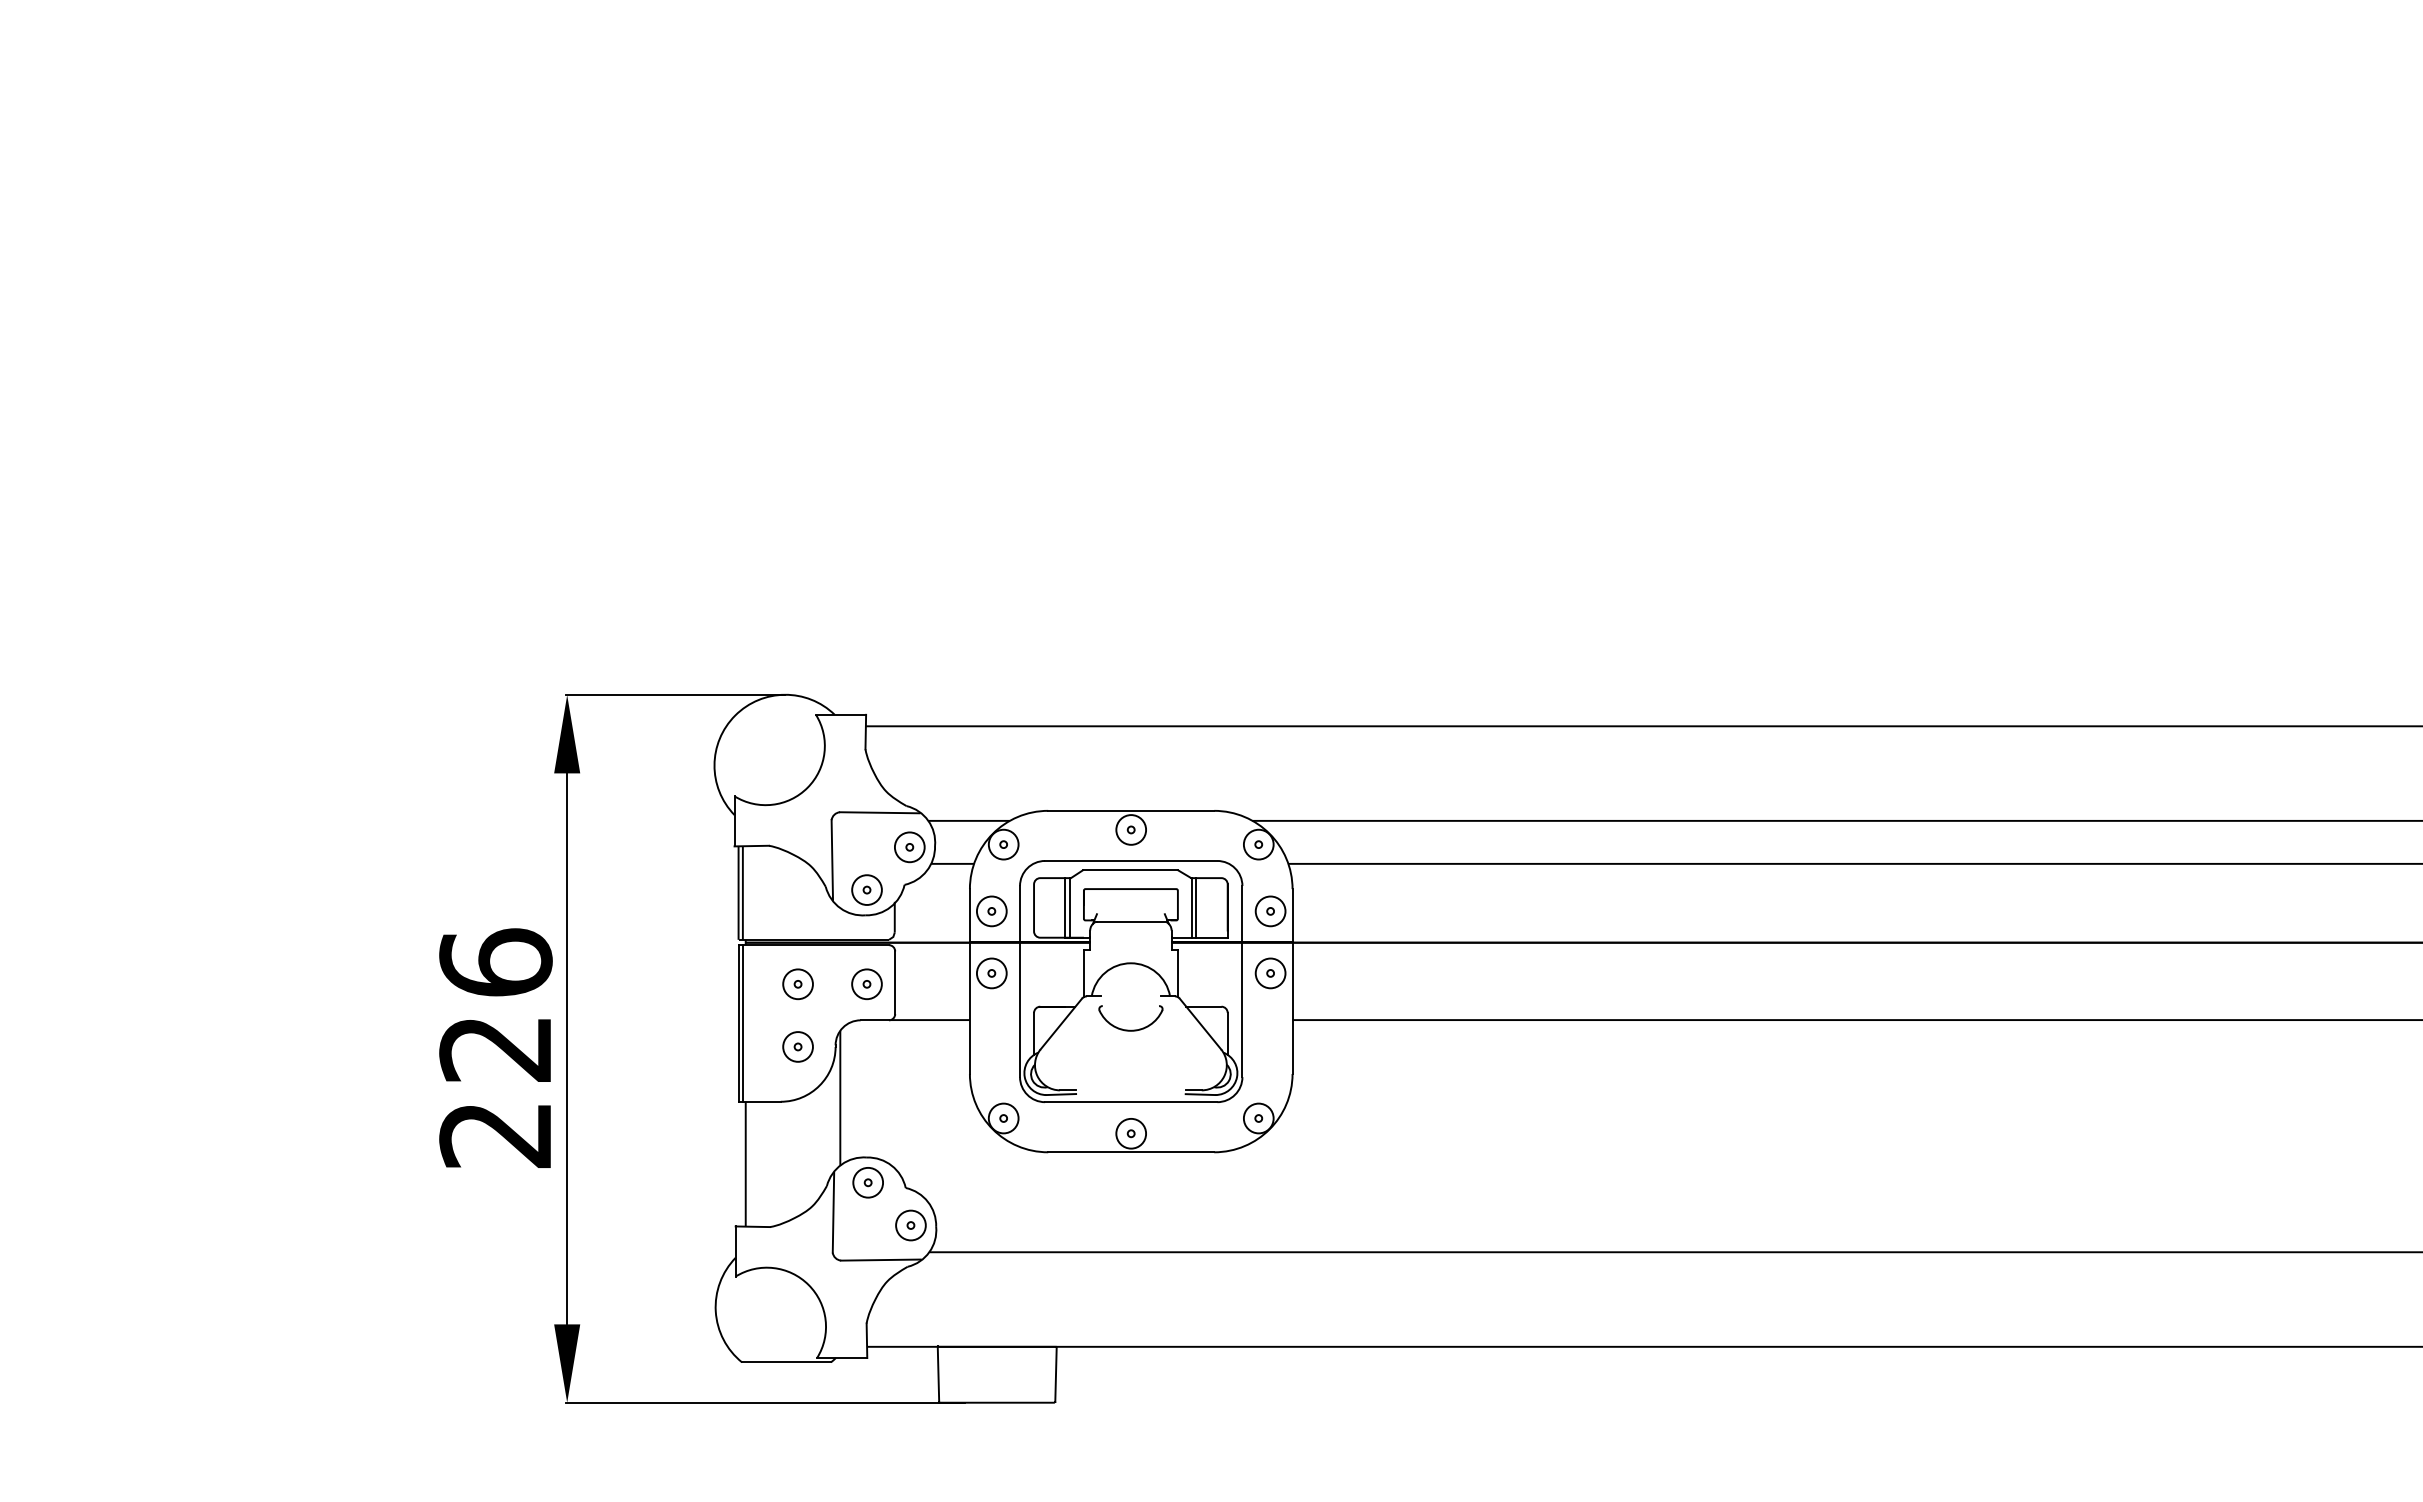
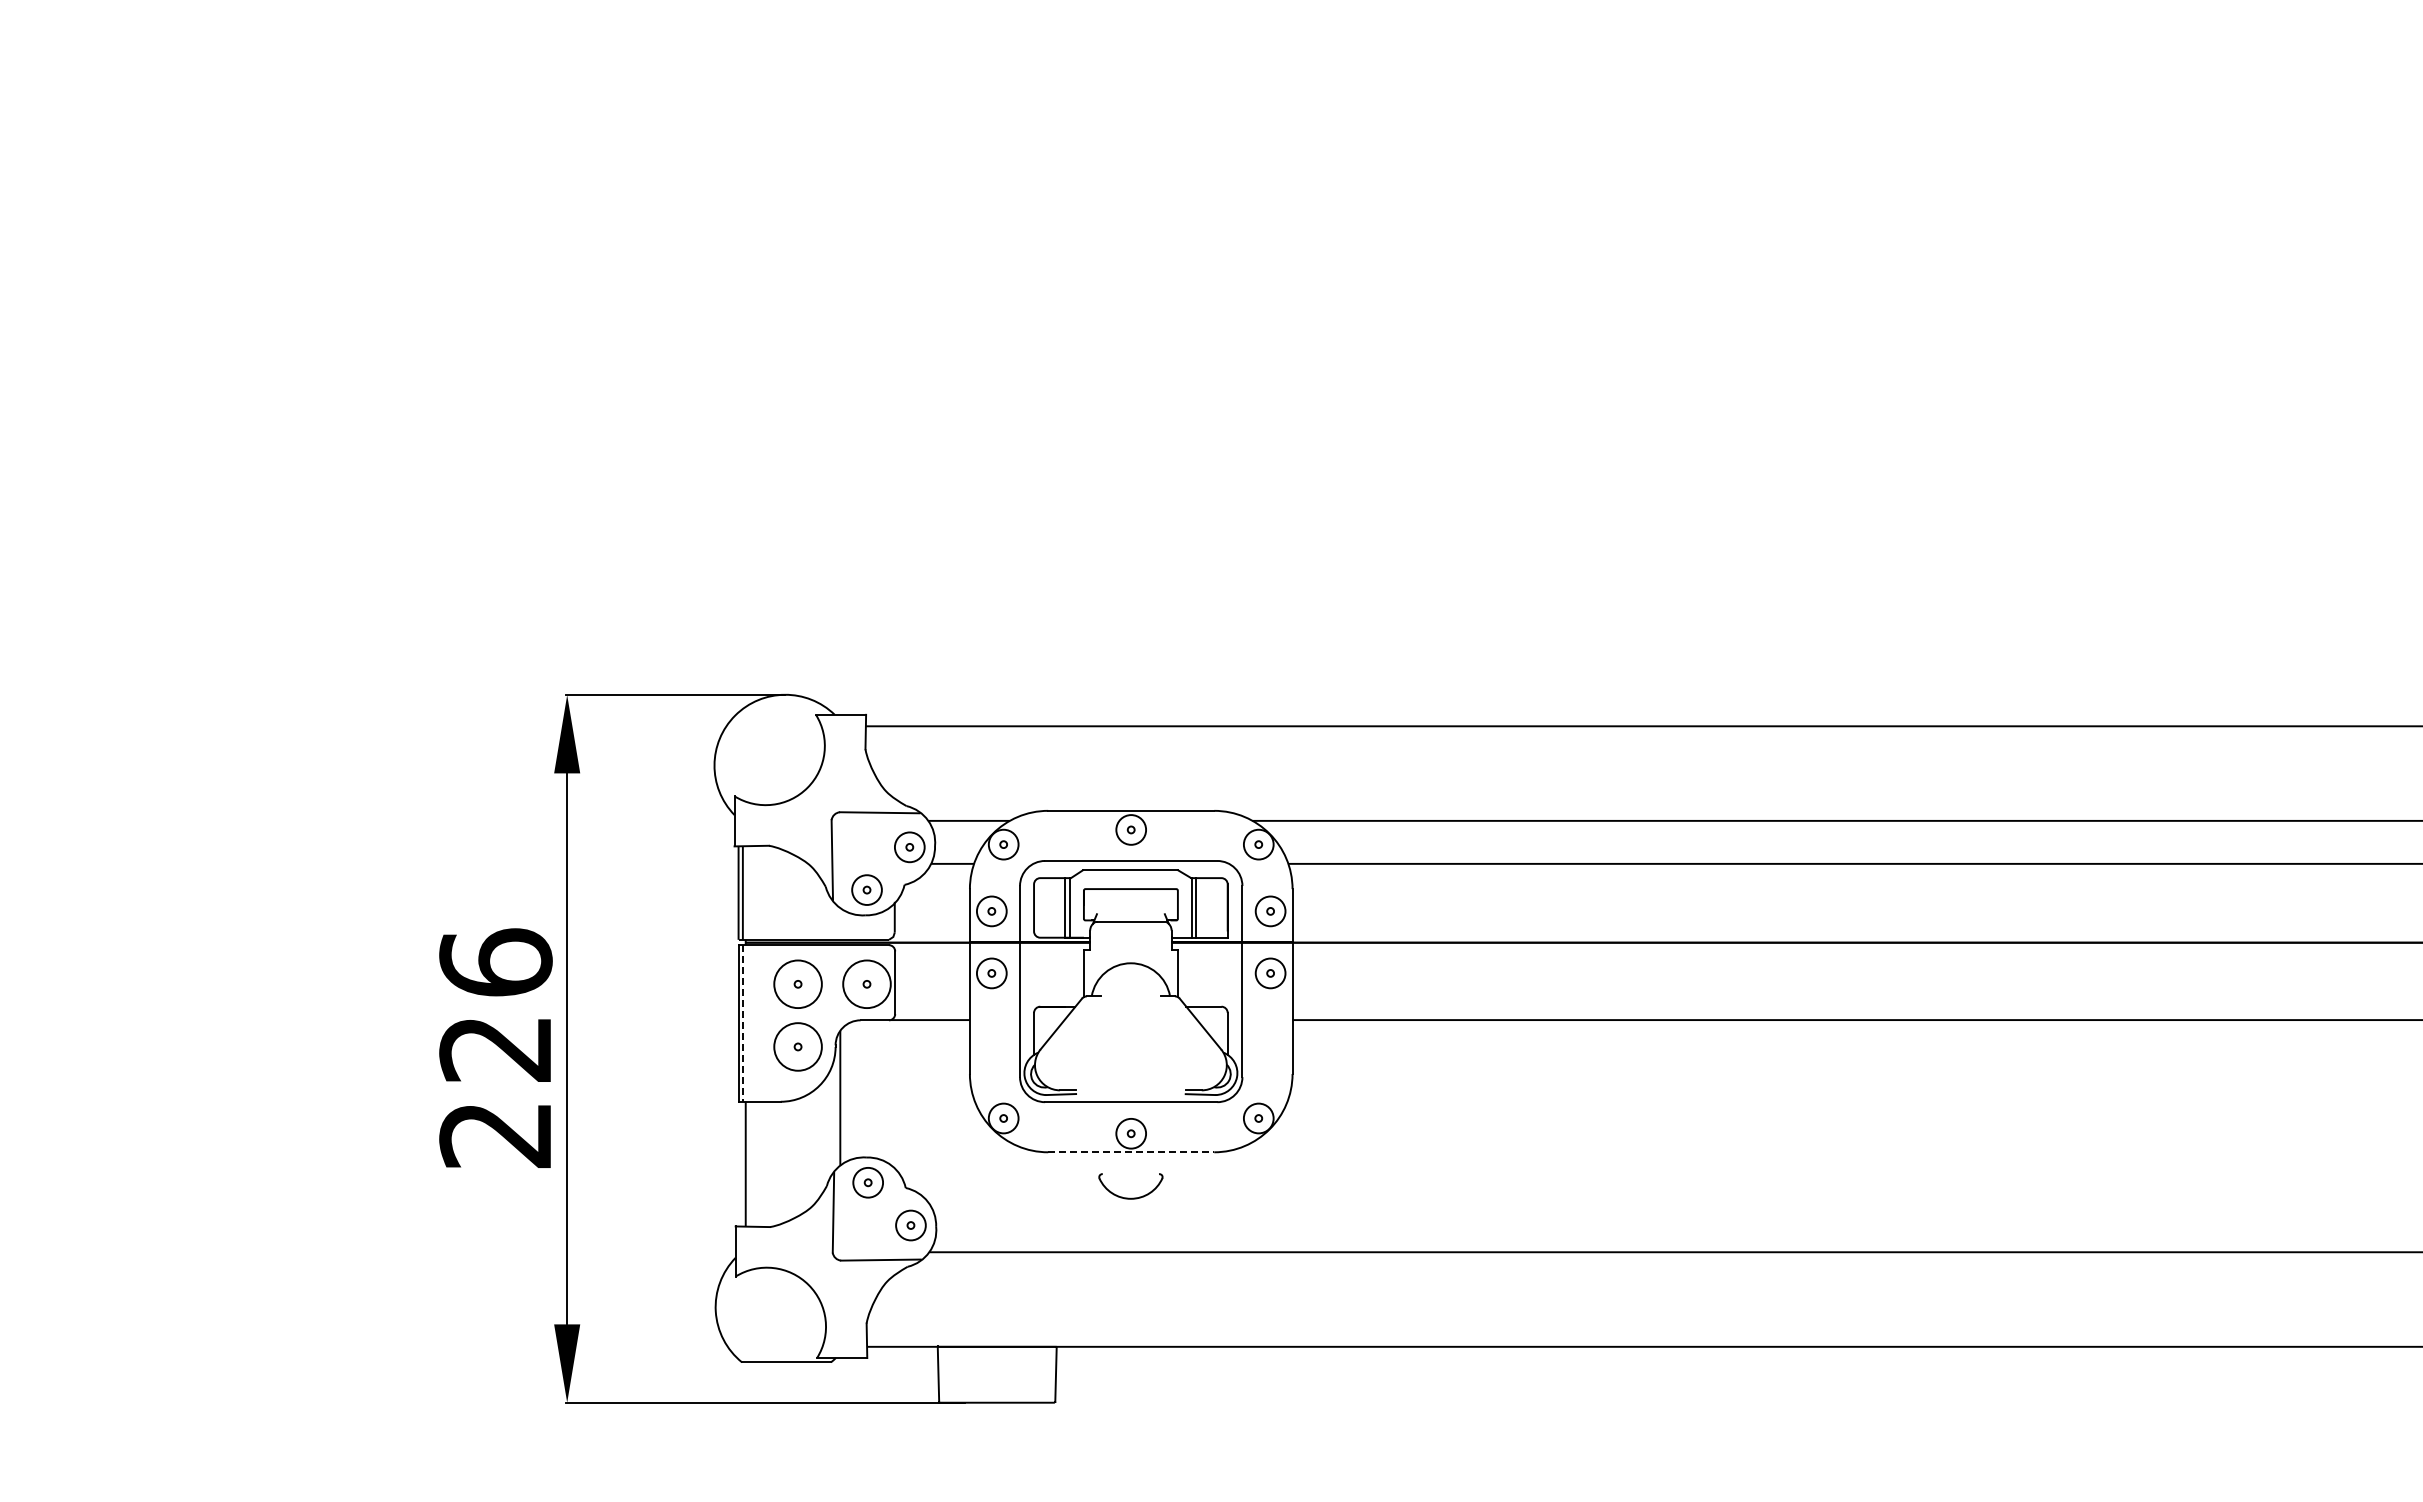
circle diameter: 30 px -> 48 px (797, 984)
circle diameter: 30 px -> 48 px (866, 984)
line: solid -> dashed (743, 1023)
part position: (1130, 1029) -> (1130, 1197) (1130, 1197)
circle diameter: 30 px -> 48 px (797, 1046)
line: solid -> dashed (1131, 1152)
